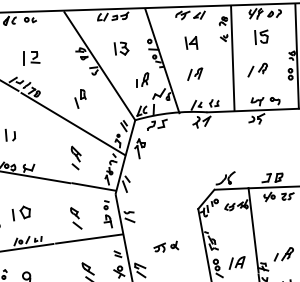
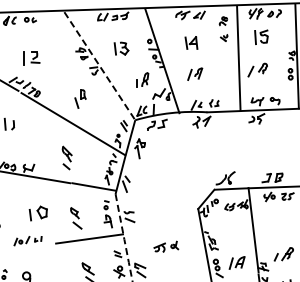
line position: (232, 58) -> (238, 58) (238, 58)
line: solid -> dashed (99, 66)
part position: (10, 134) -> (9, 123) (9, 123)
part position: (75, 157) -> (66, 157) (66, 157)
part position: (20, 213) -> (37, 213) (37, 213)
arc: solid -> dashed (124, 238)
line: present -> none (27, 247)
